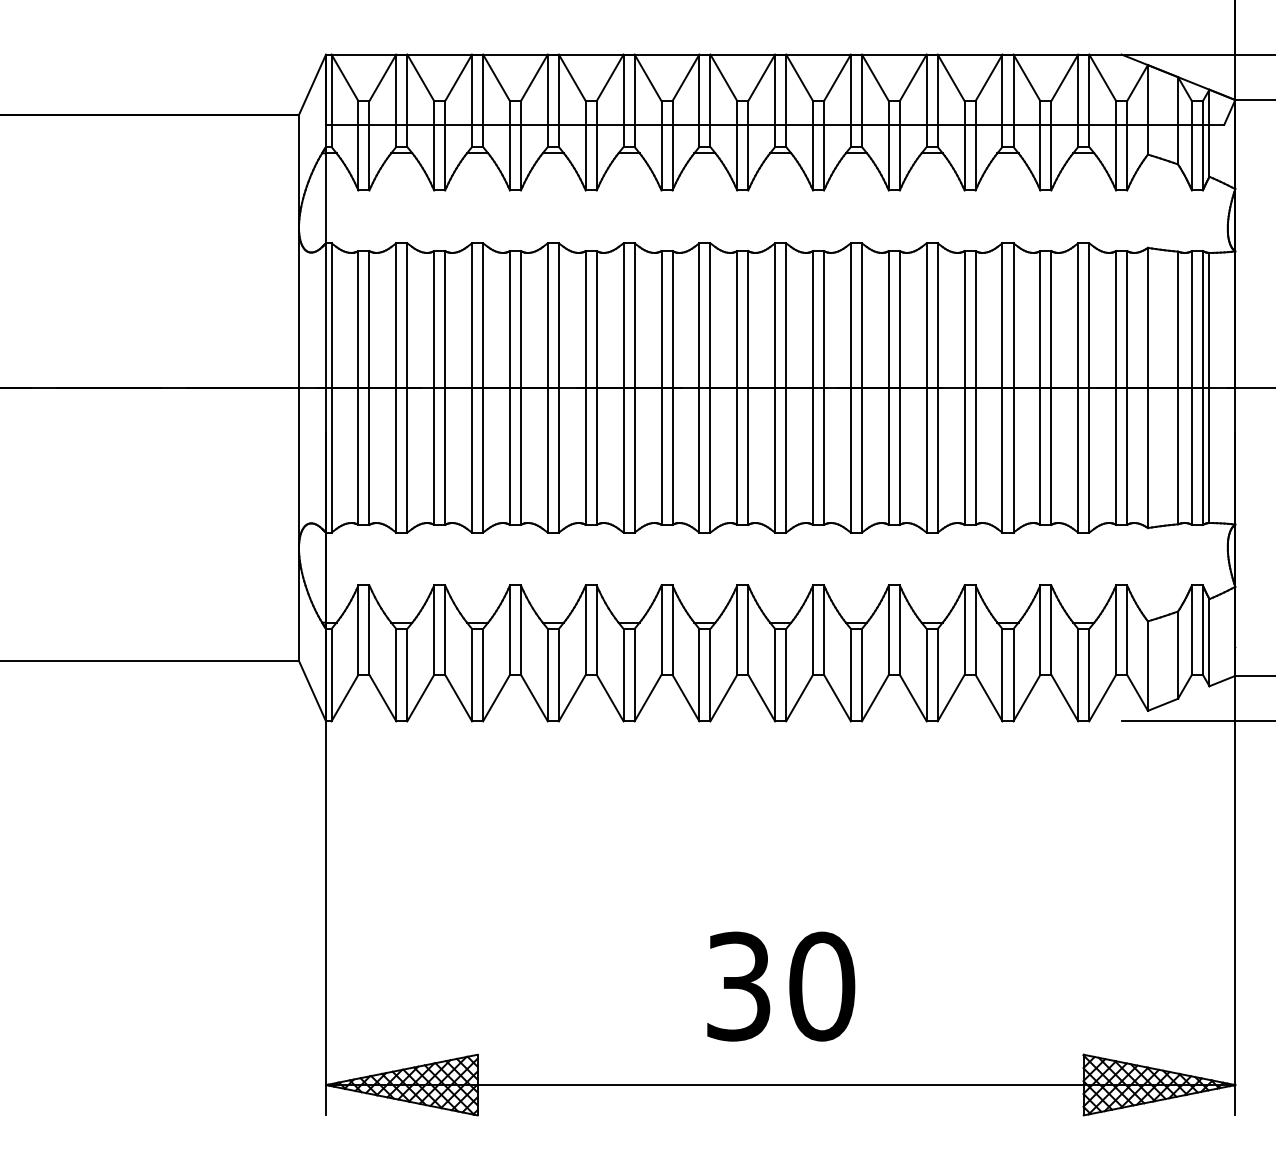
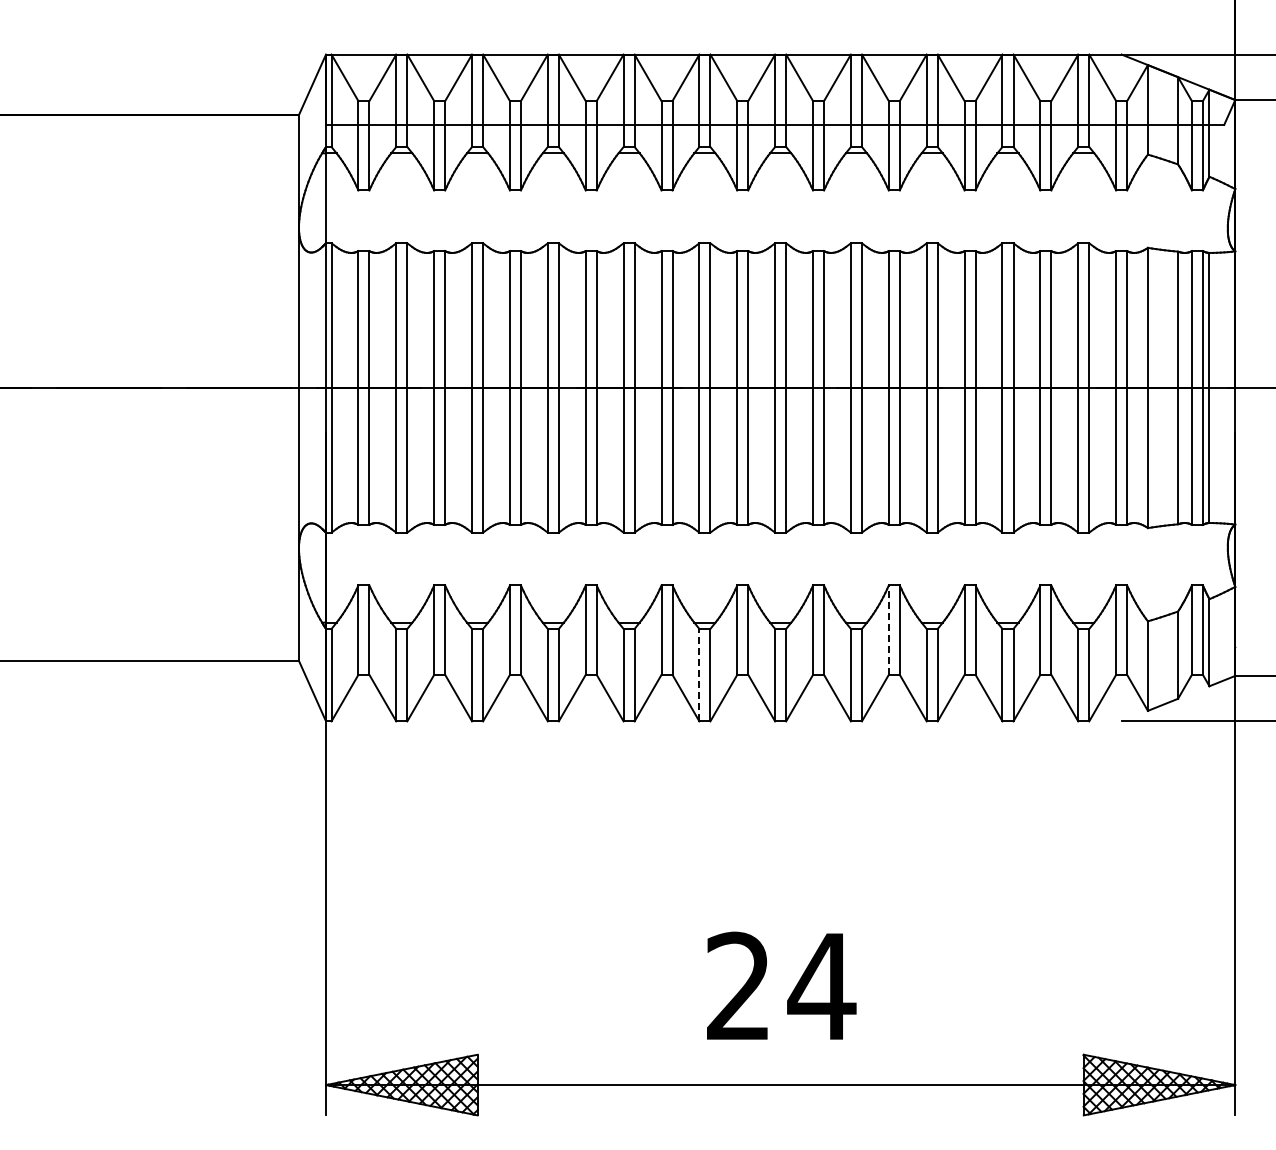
line: solid -> dashed (888, 630)
line: solid -> dashed (699, 674)
text: 30 -> 24 (781, 986)
